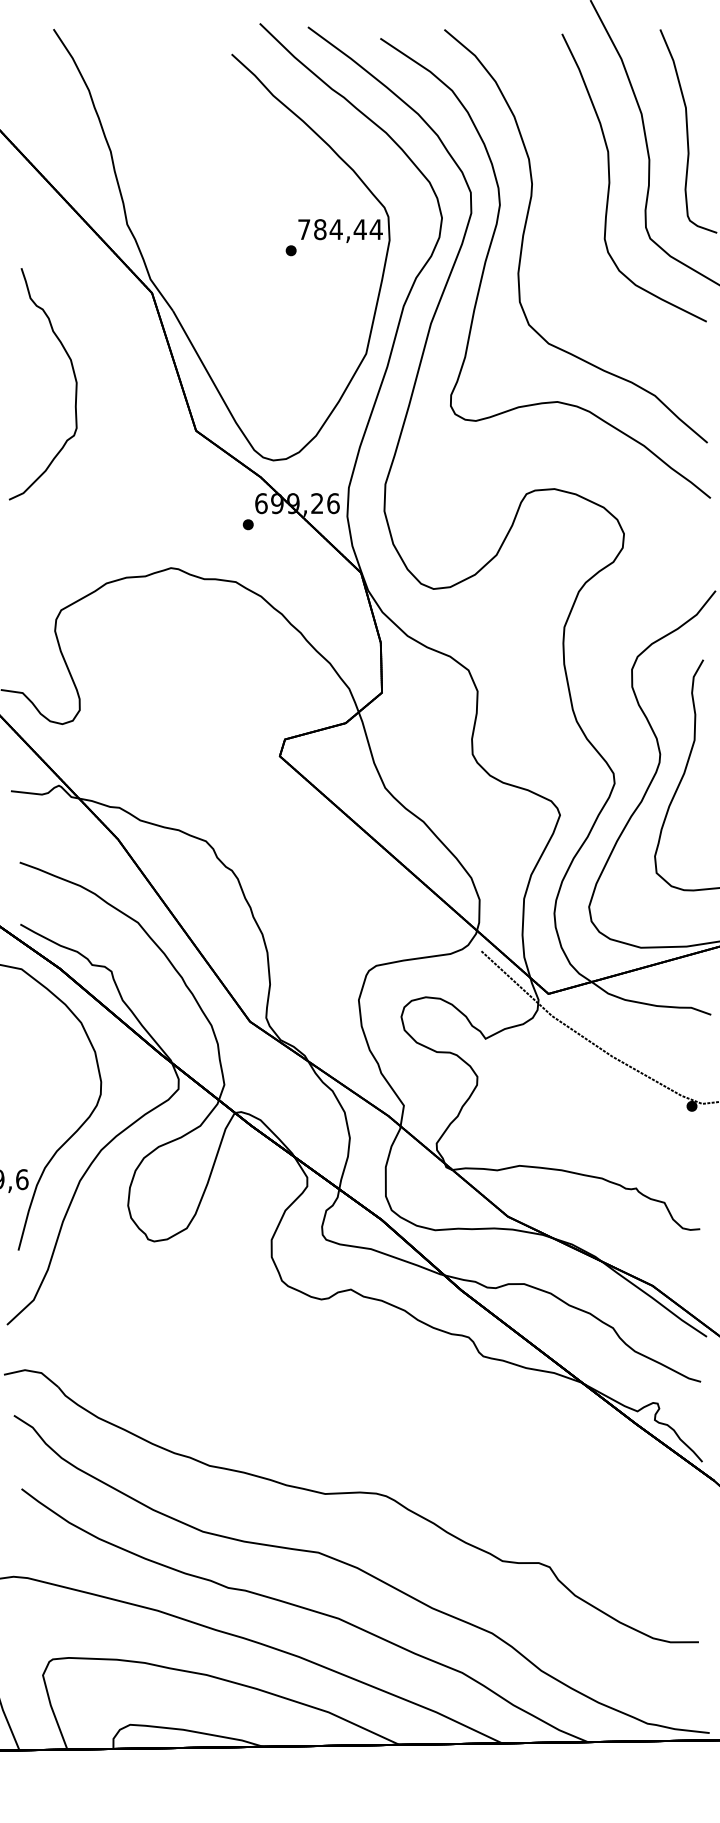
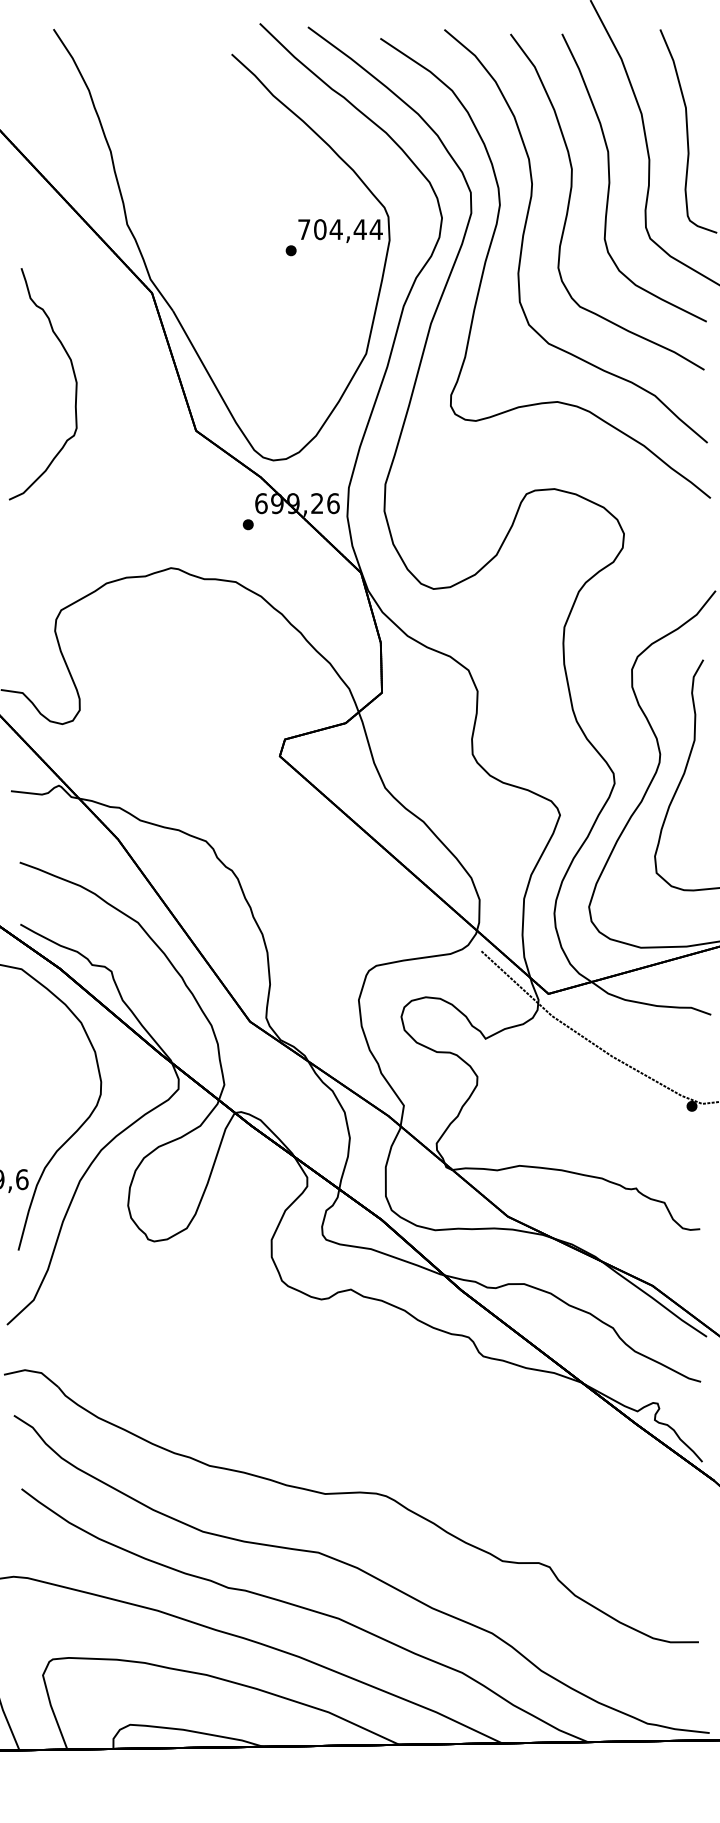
curve: none -> present (571, 194)
text: 784,44 -> 704,44 (320, 229)
